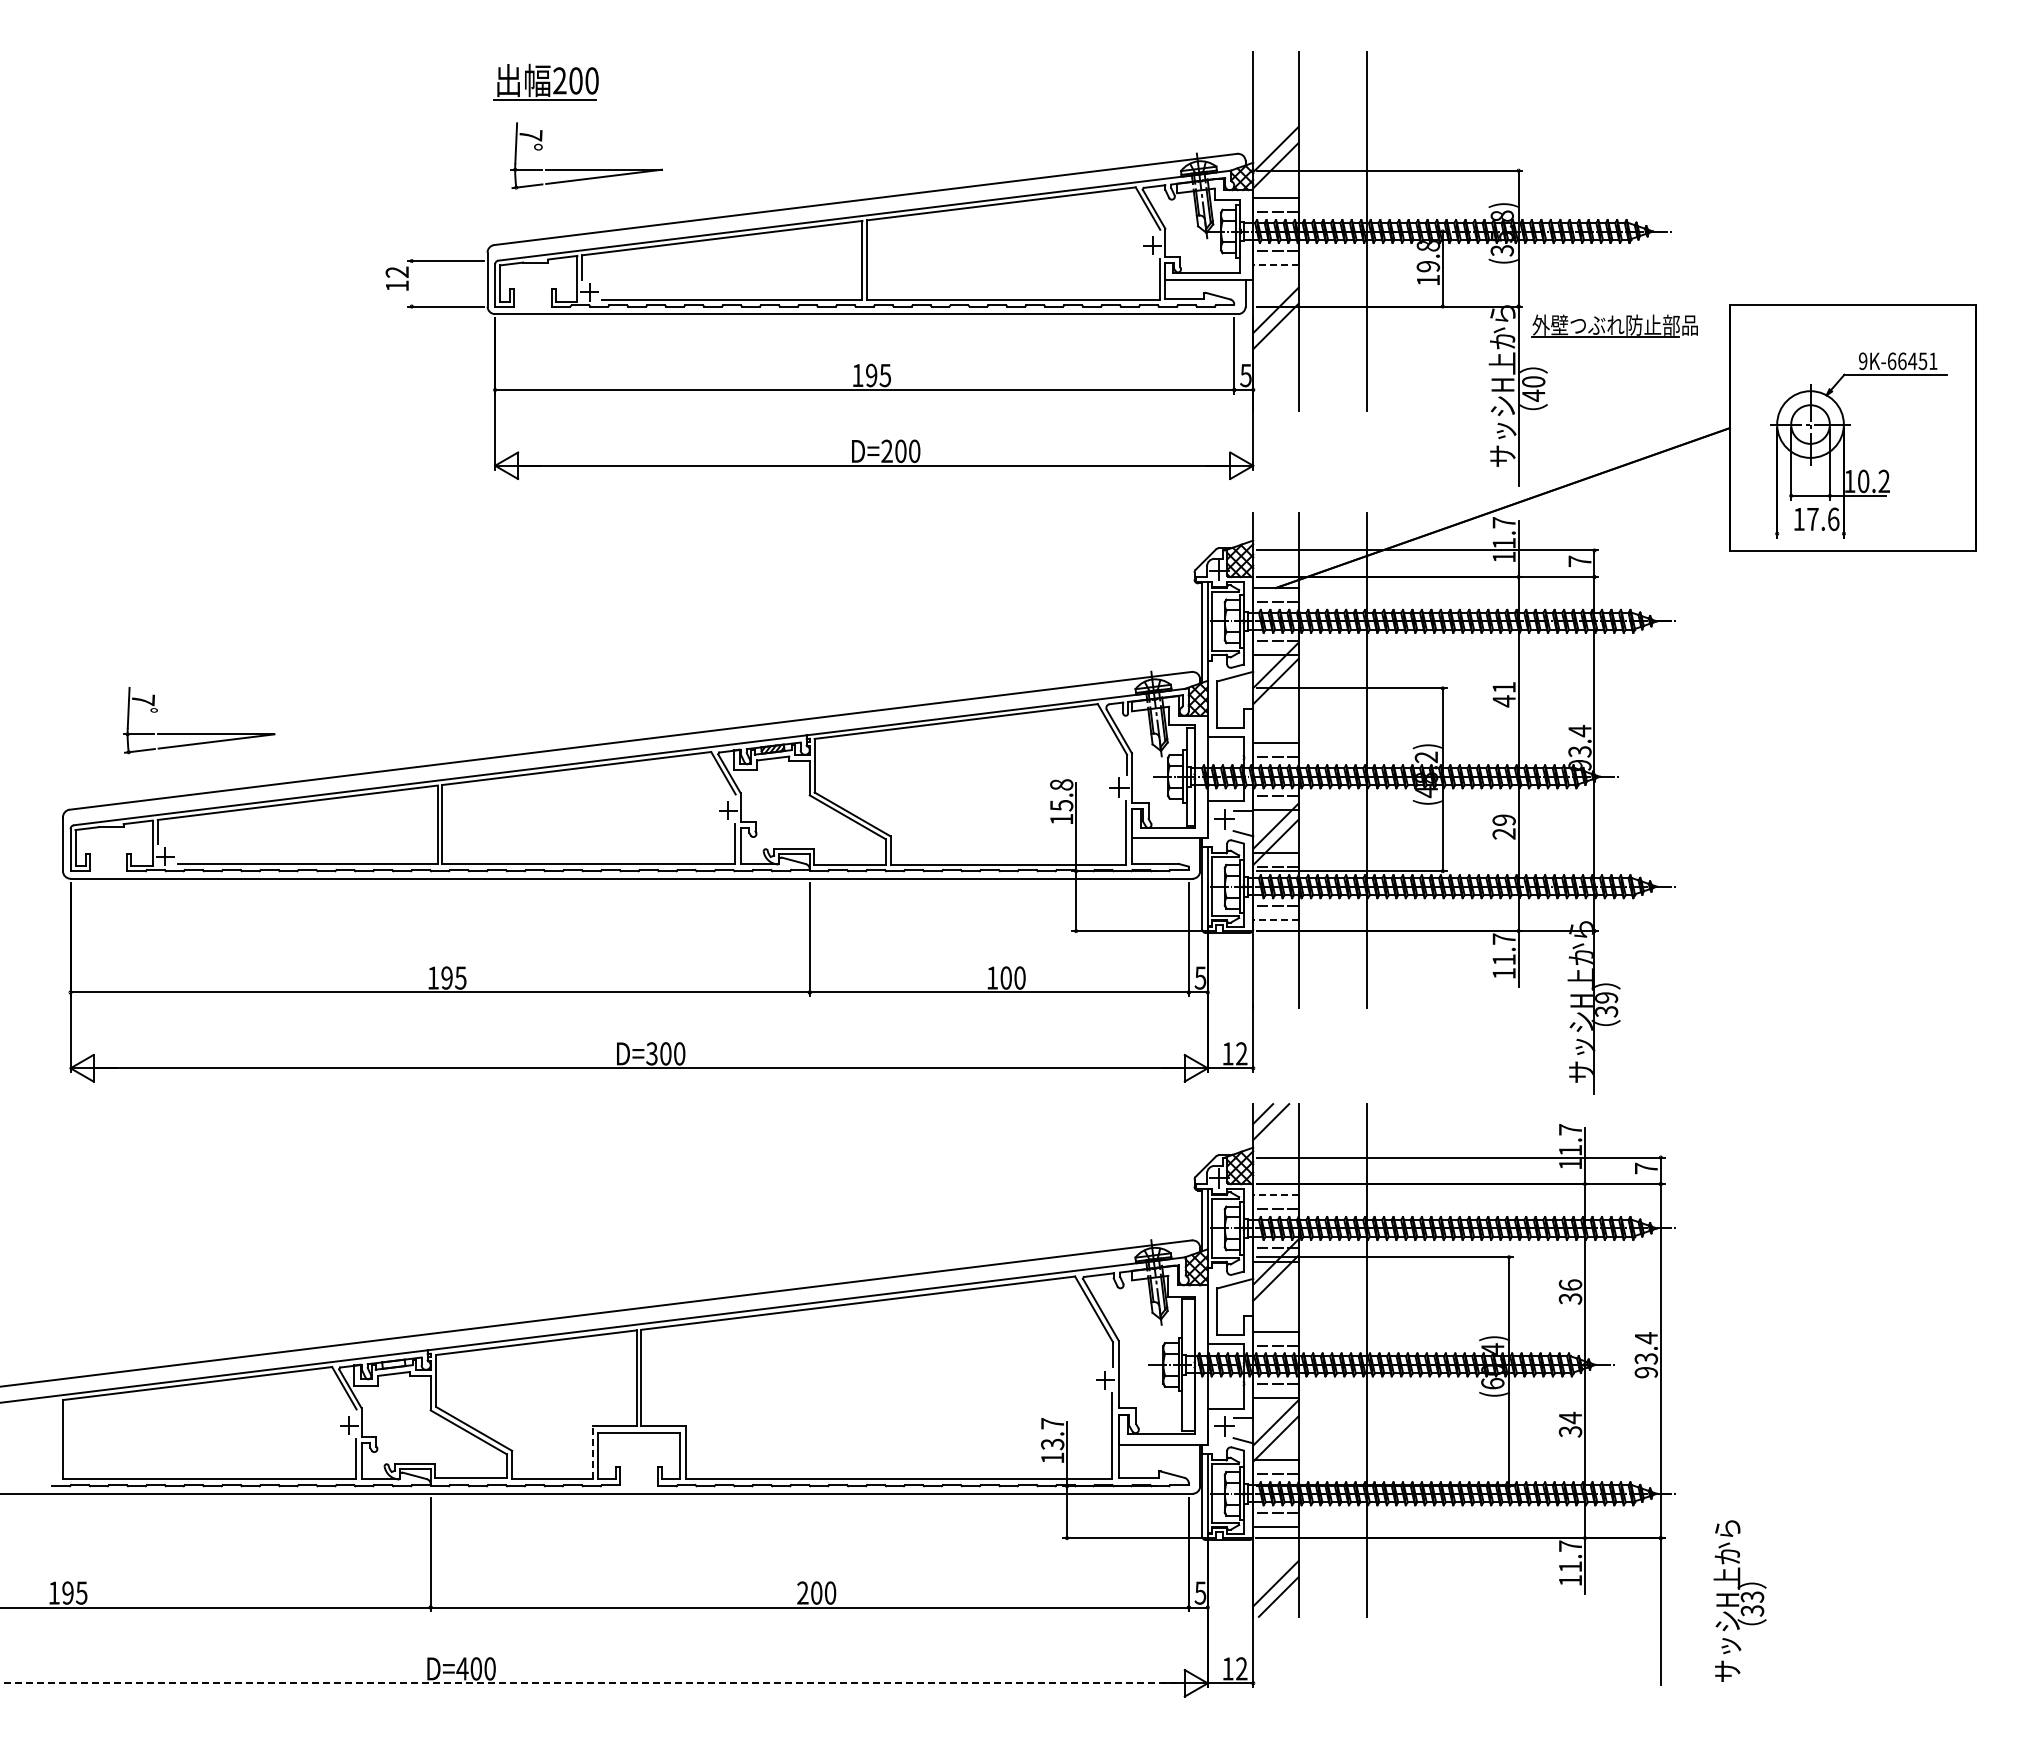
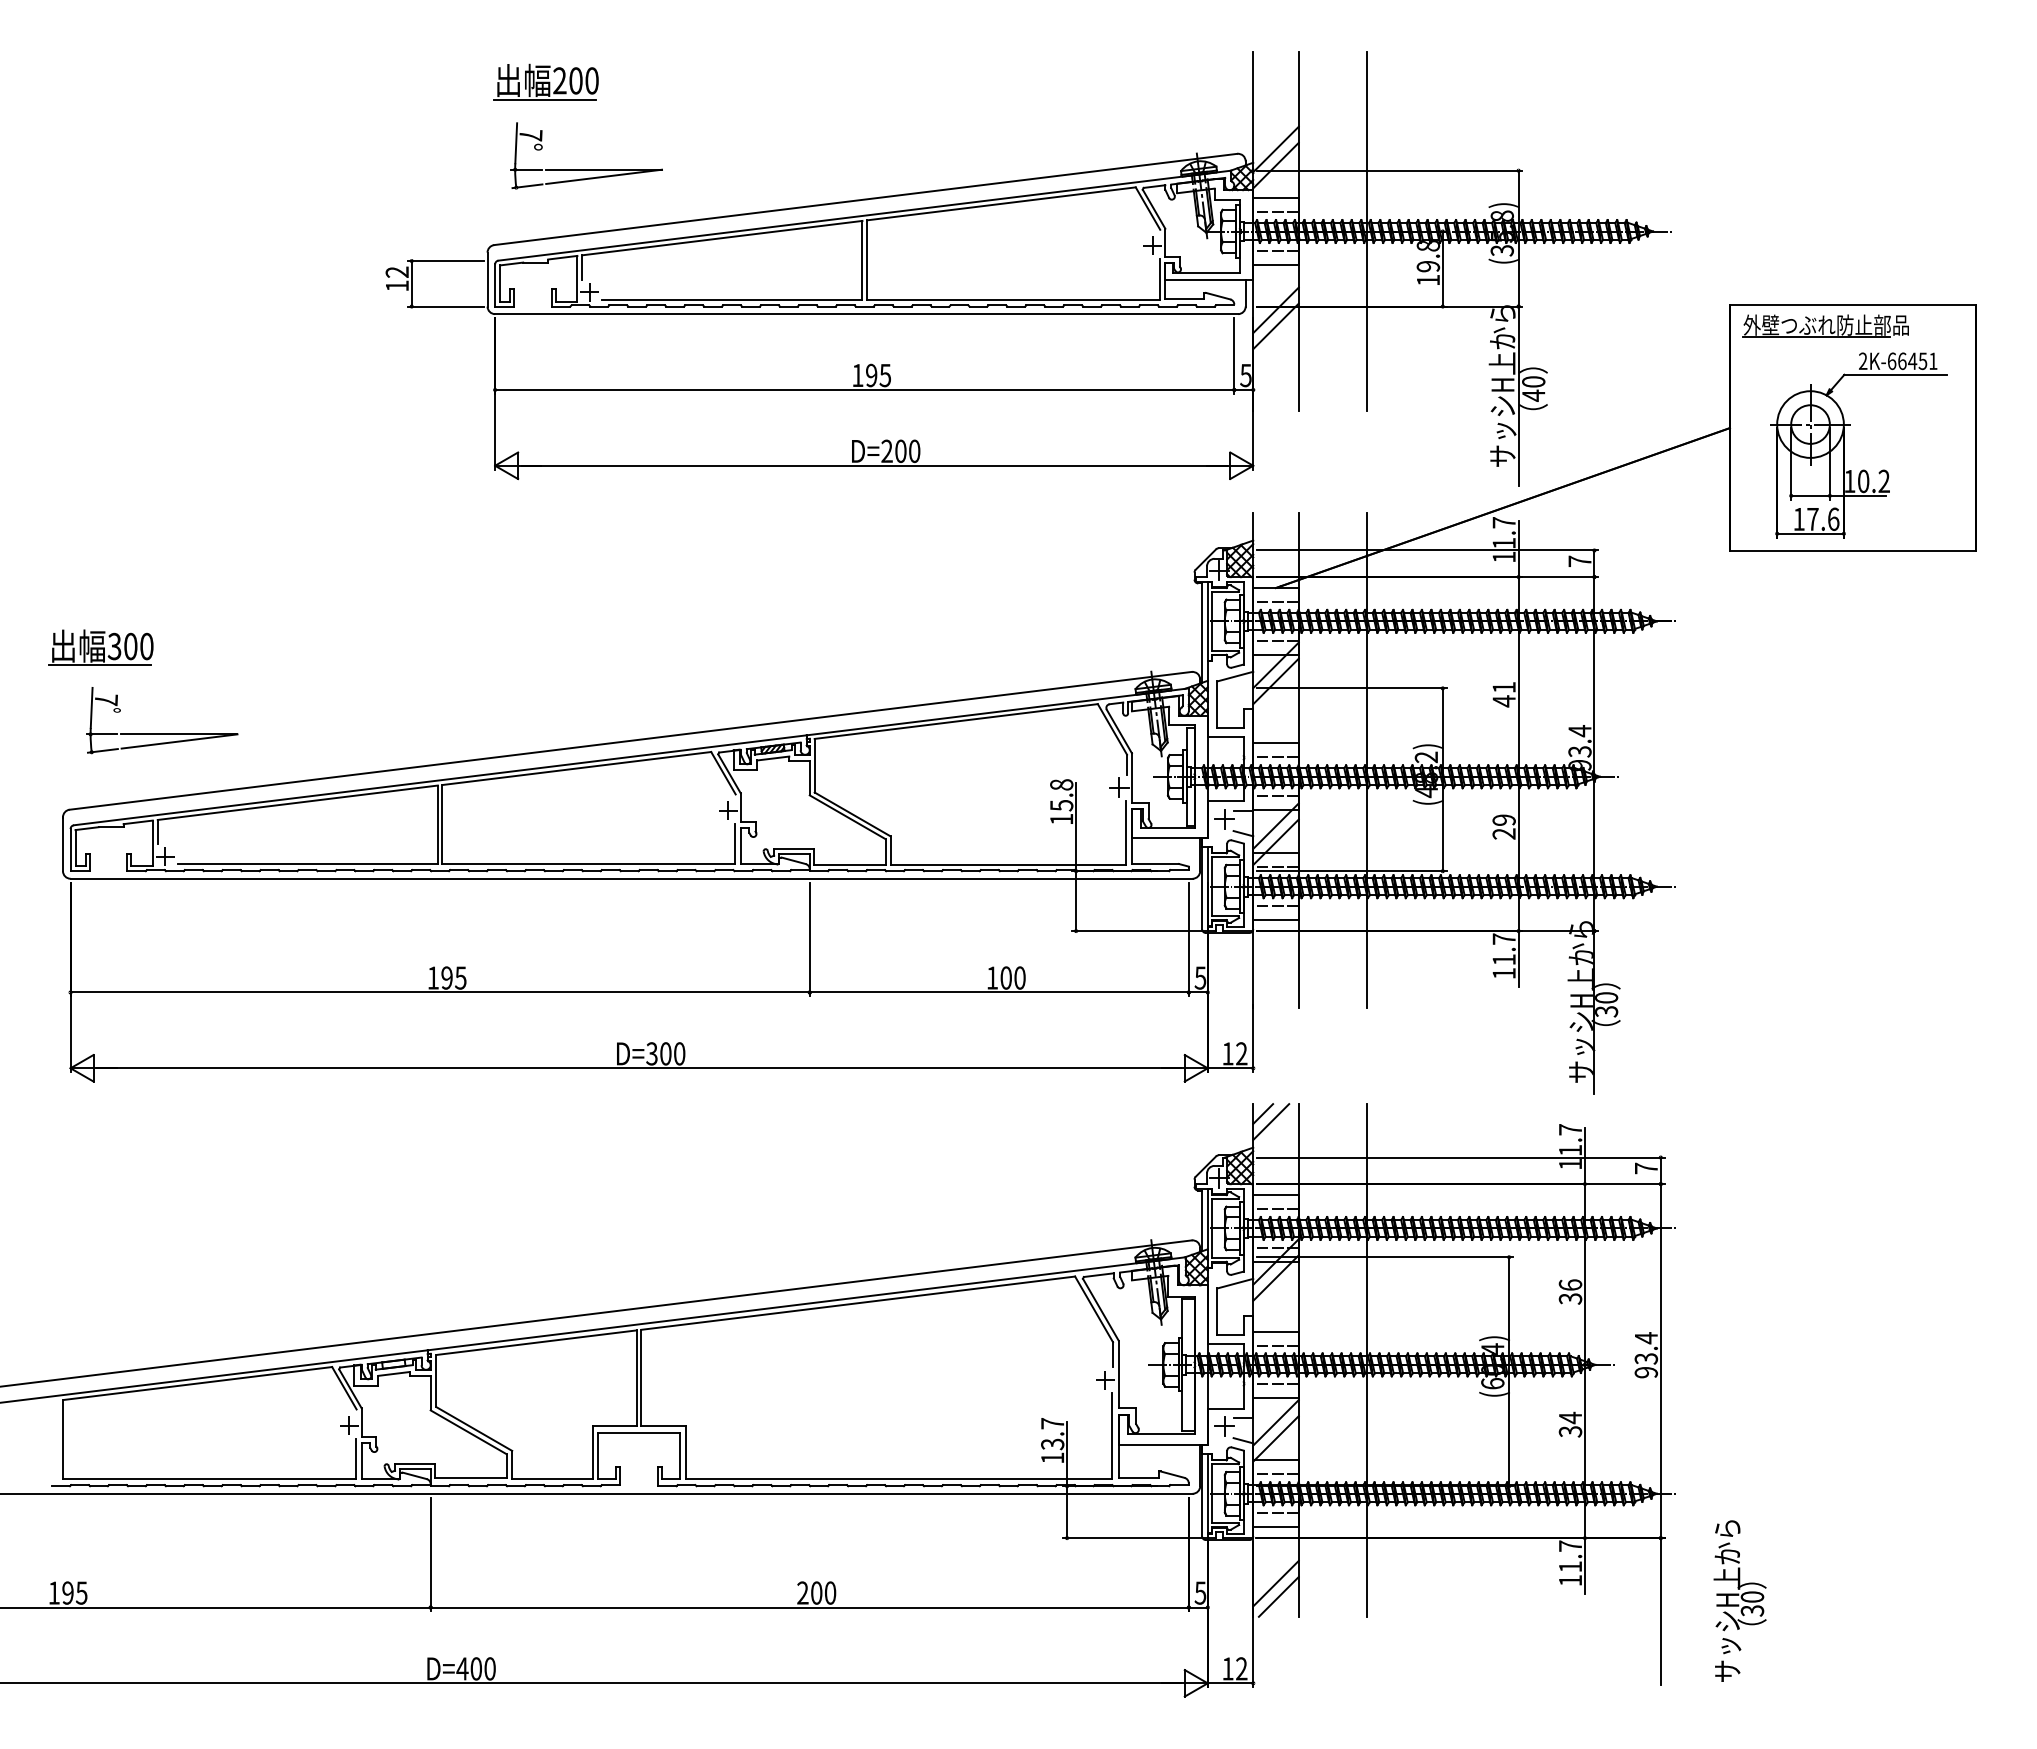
line: dashed -> solid (1276, 264)
line: none -> present (411, 283)
part position: (1614, 325) -> (1825, 325) (1825, 325)
text: 9K-66451 -> 2K-66451 (1863, 361)
line: none -> present (1810, 533)
part: none -> present (100, 647)
part position: (199, 733) -> (162, 733) (162, 733)
line: dashed -> solid (1276, 920)
text: 39 -> 30 (1606, 997)
line: dashed -> solid (1276, 1195)
line: dashed -> solid (592, 1452)
text: 33 -> 30 (1752, 1596)
line: dashed -> solid (591, 1683)
